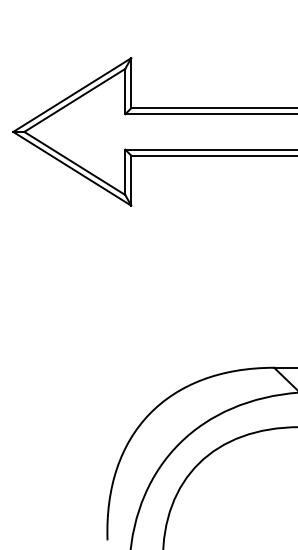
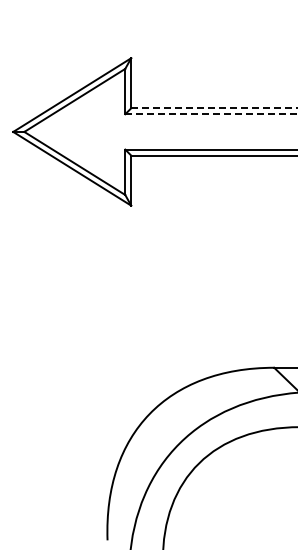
line: solid -> dashed (215, 108)
line: solid -> dashed (212, 114)
